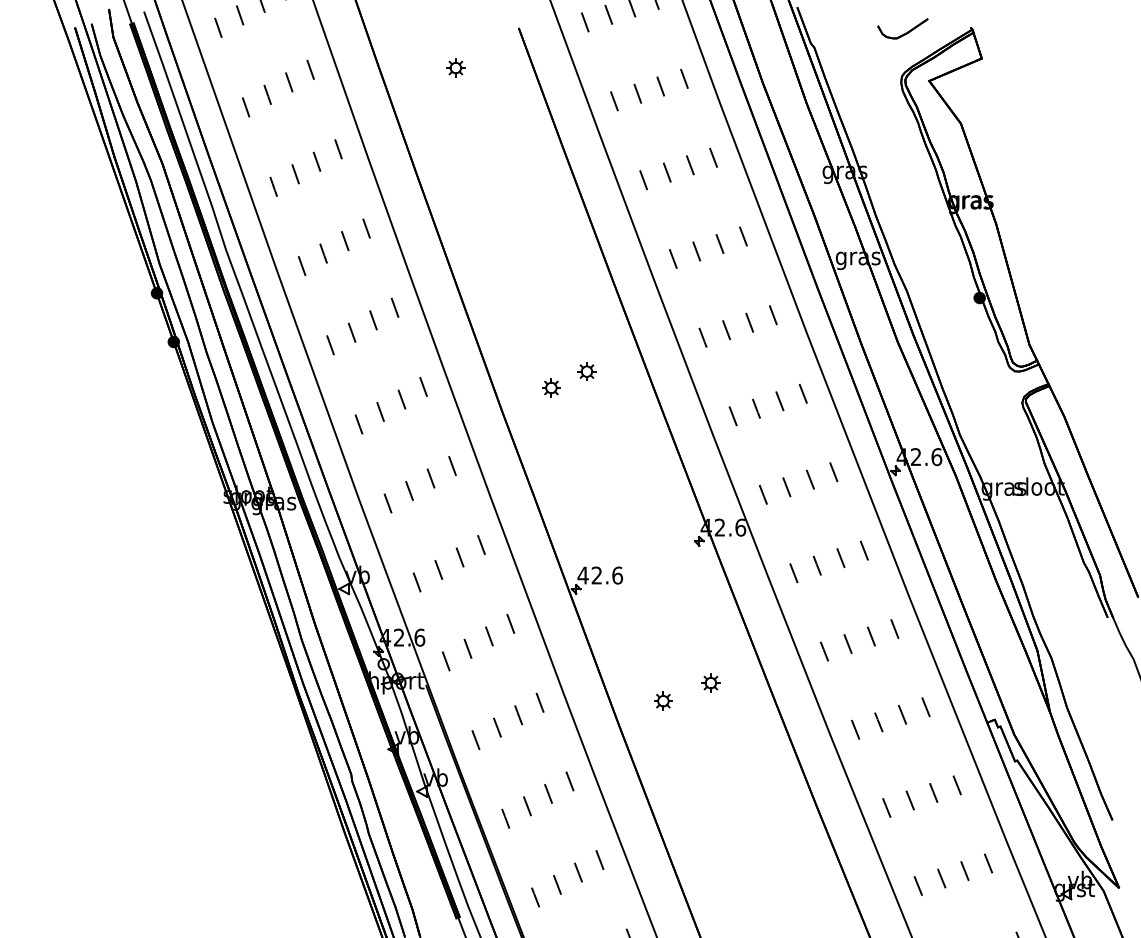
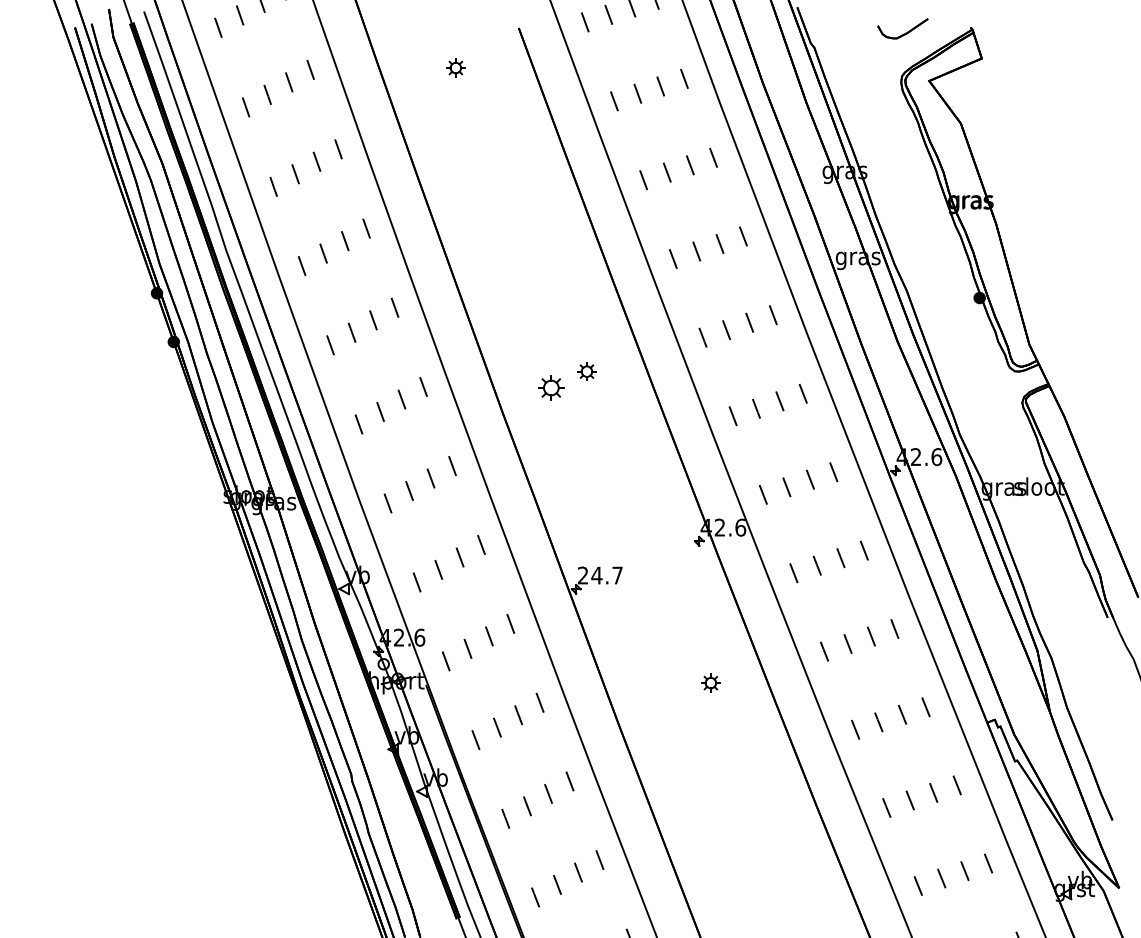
part size: 19x20 px -> 27x26 px (551, 387)
text: 42.6 -> 24.7 (600, 575)
part: present -> none (663, 700)
